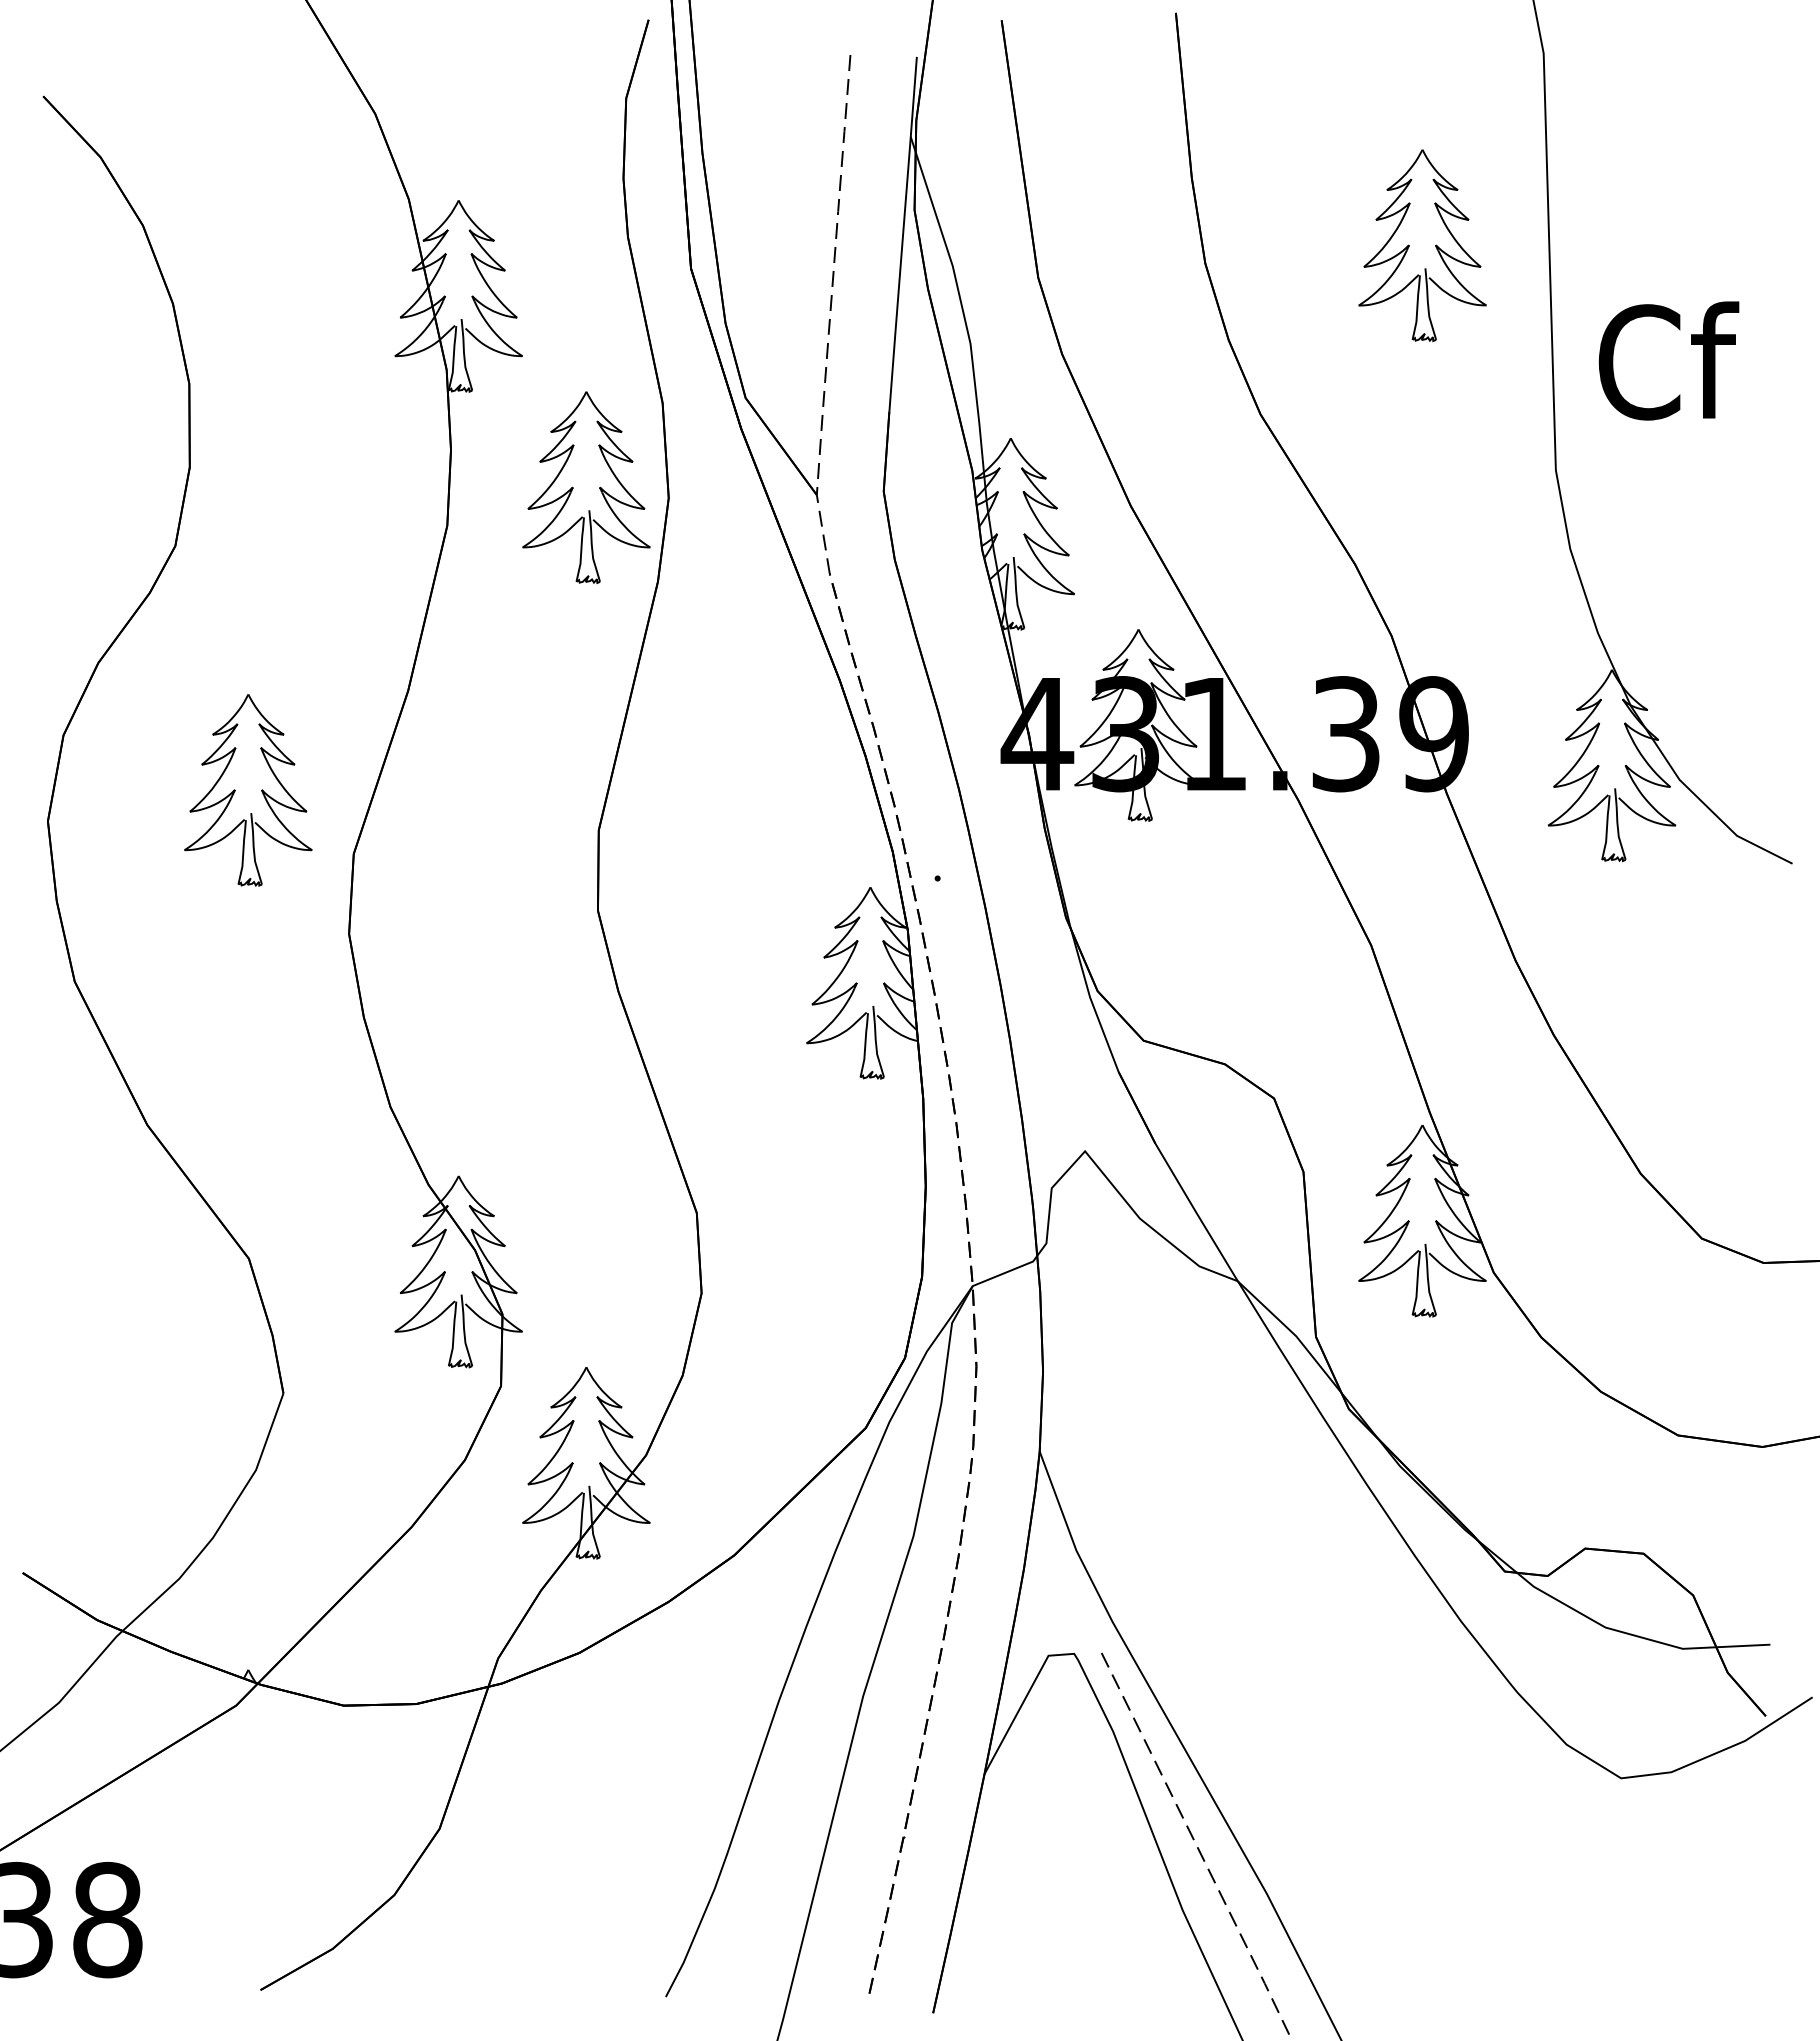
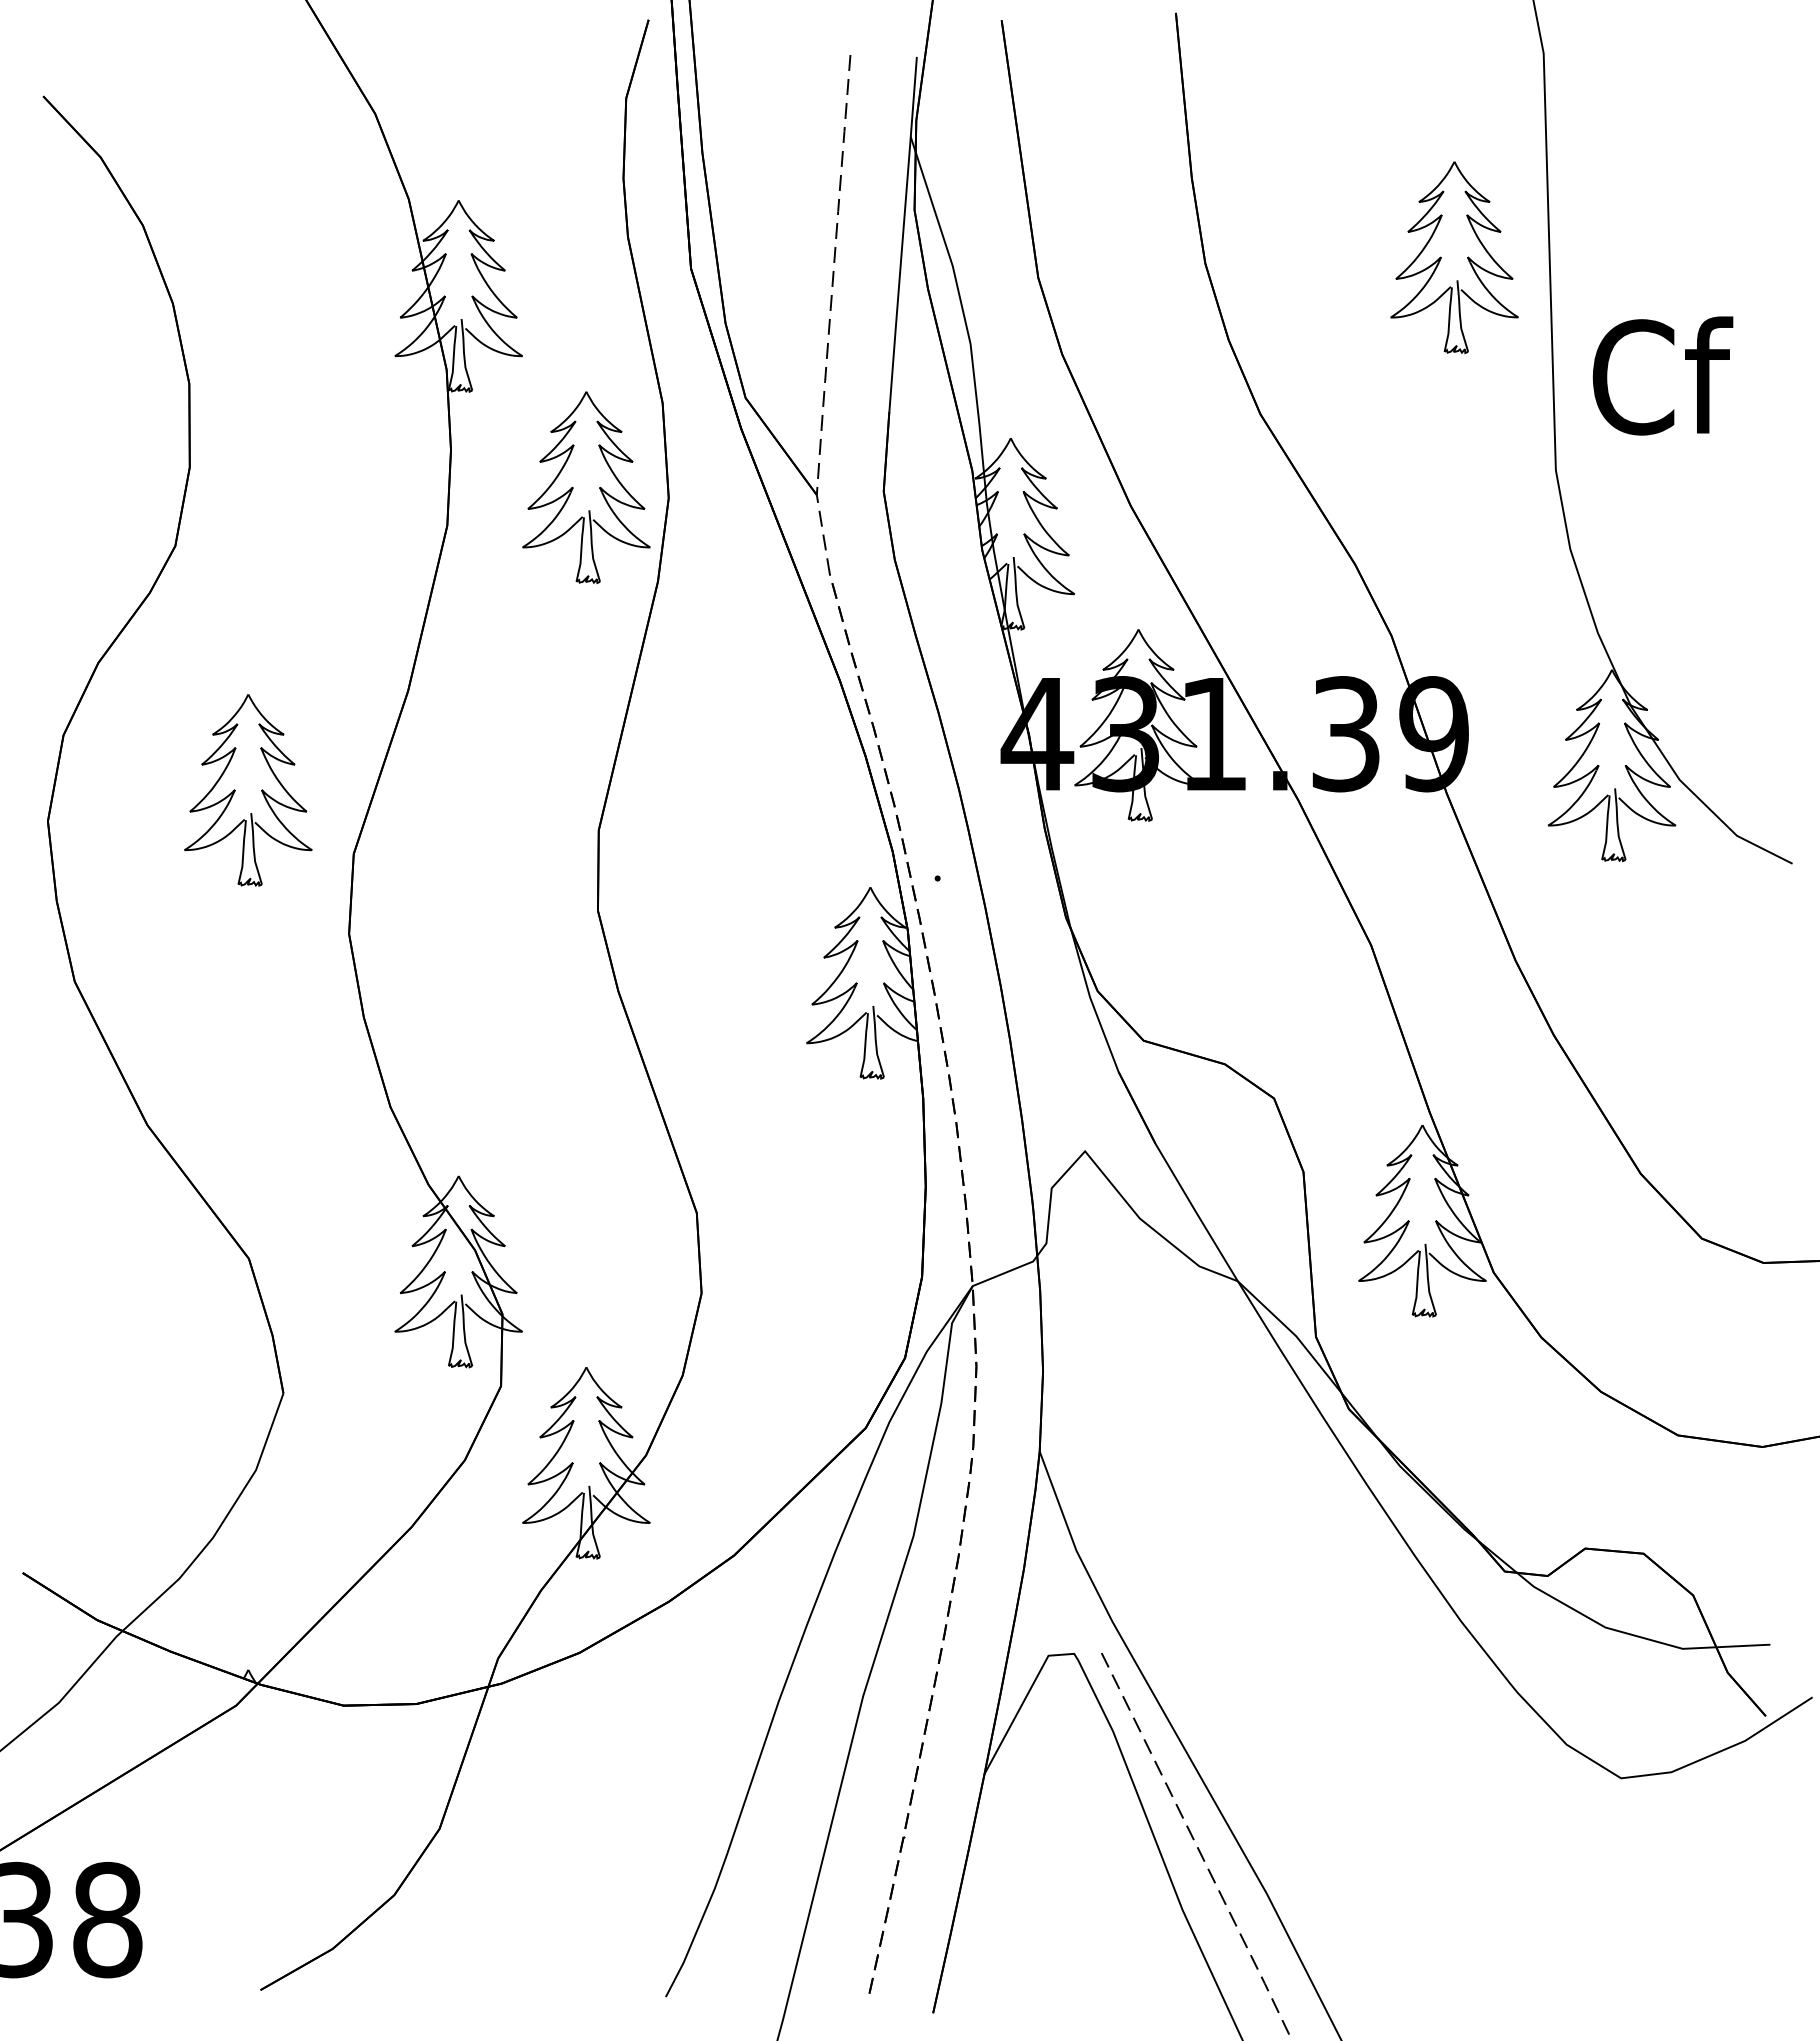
part position: (1422, 245) -> (1454, 257) (1454, 257)
text position: (1668, 360) -> (1662, 375) (1662, 375)
